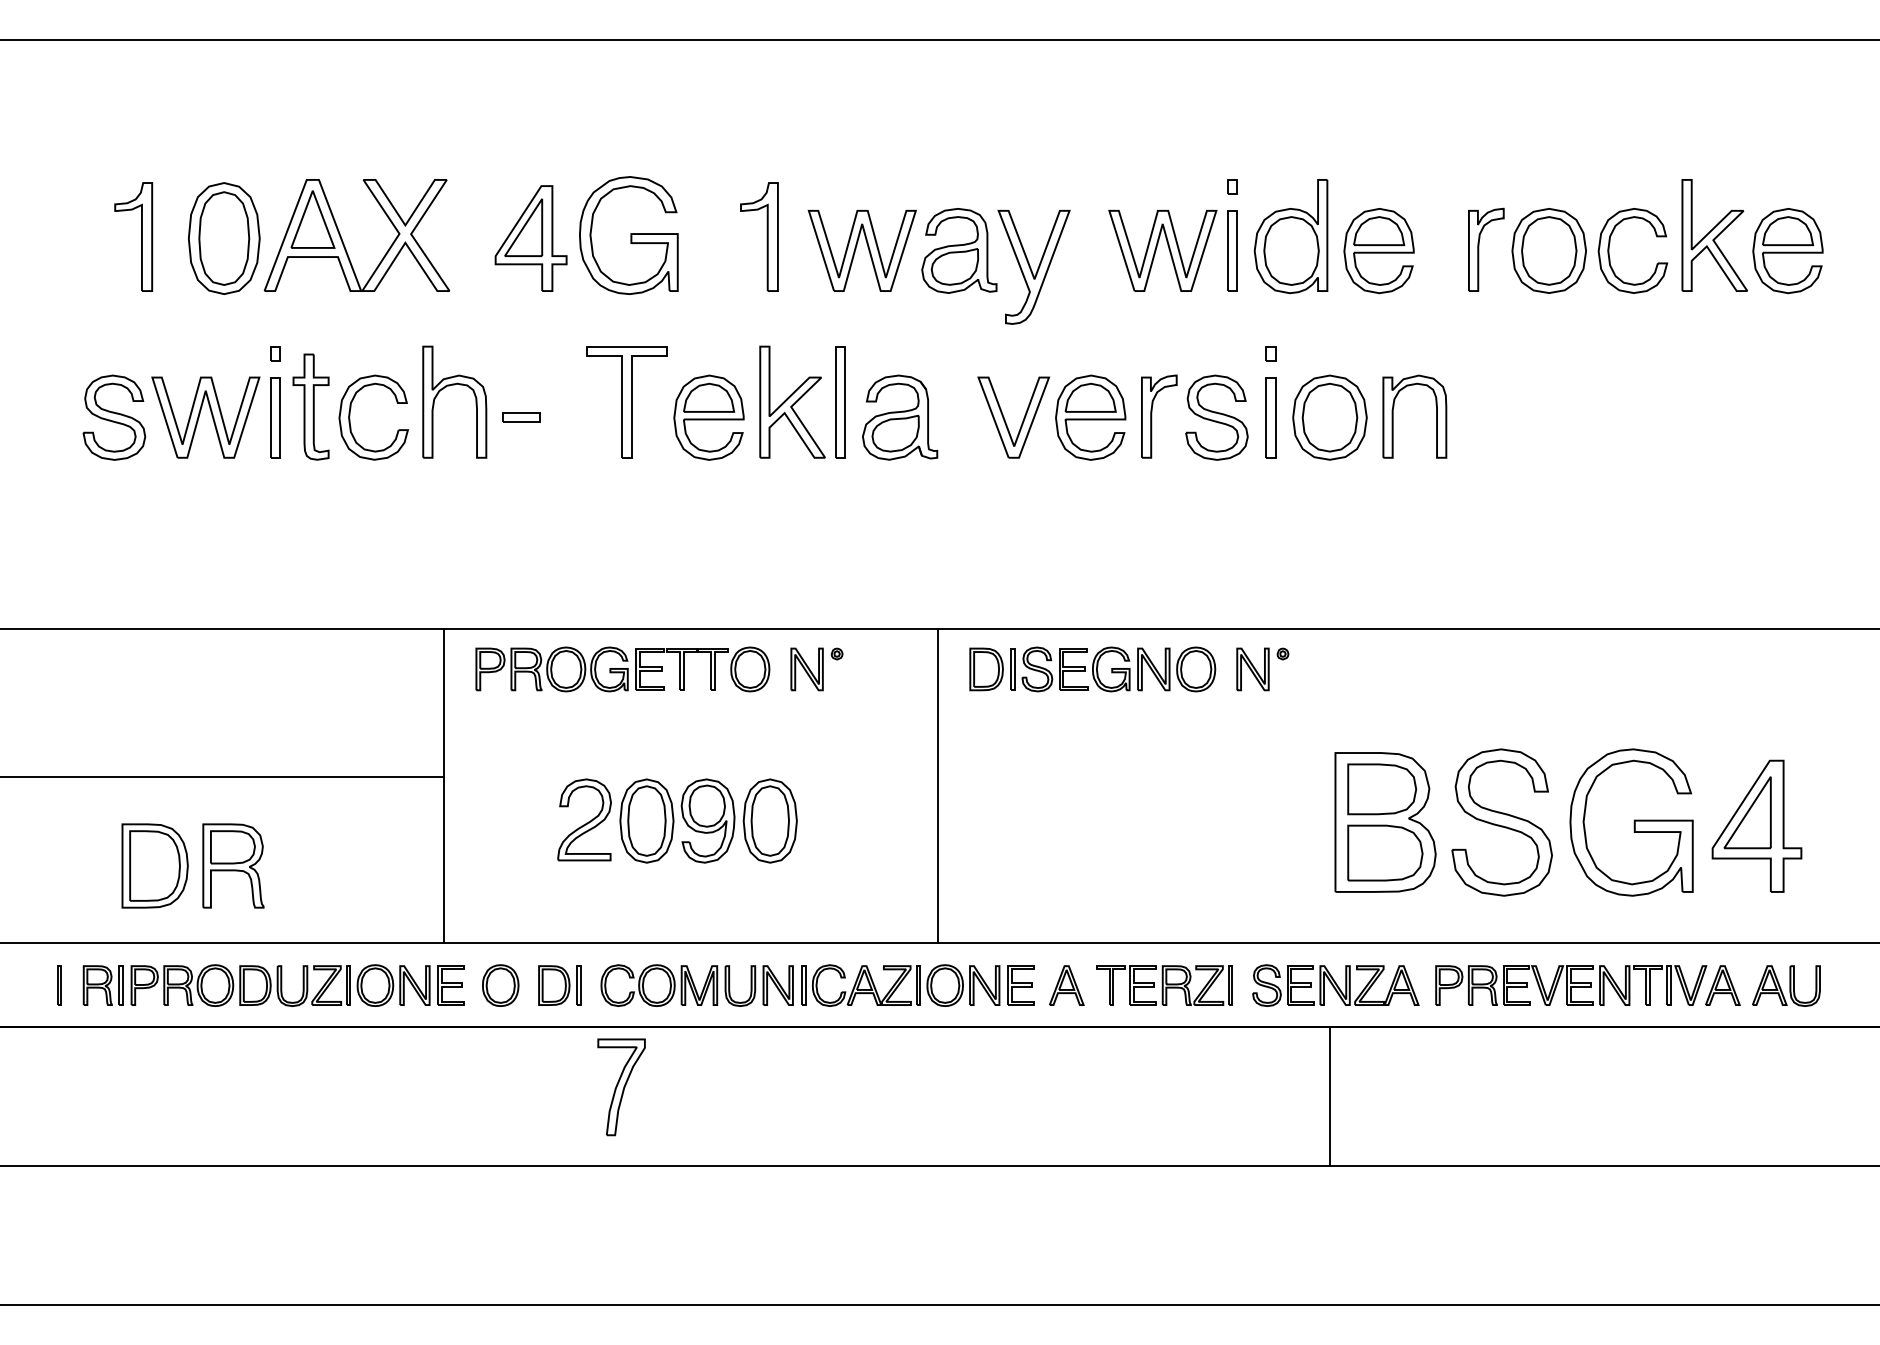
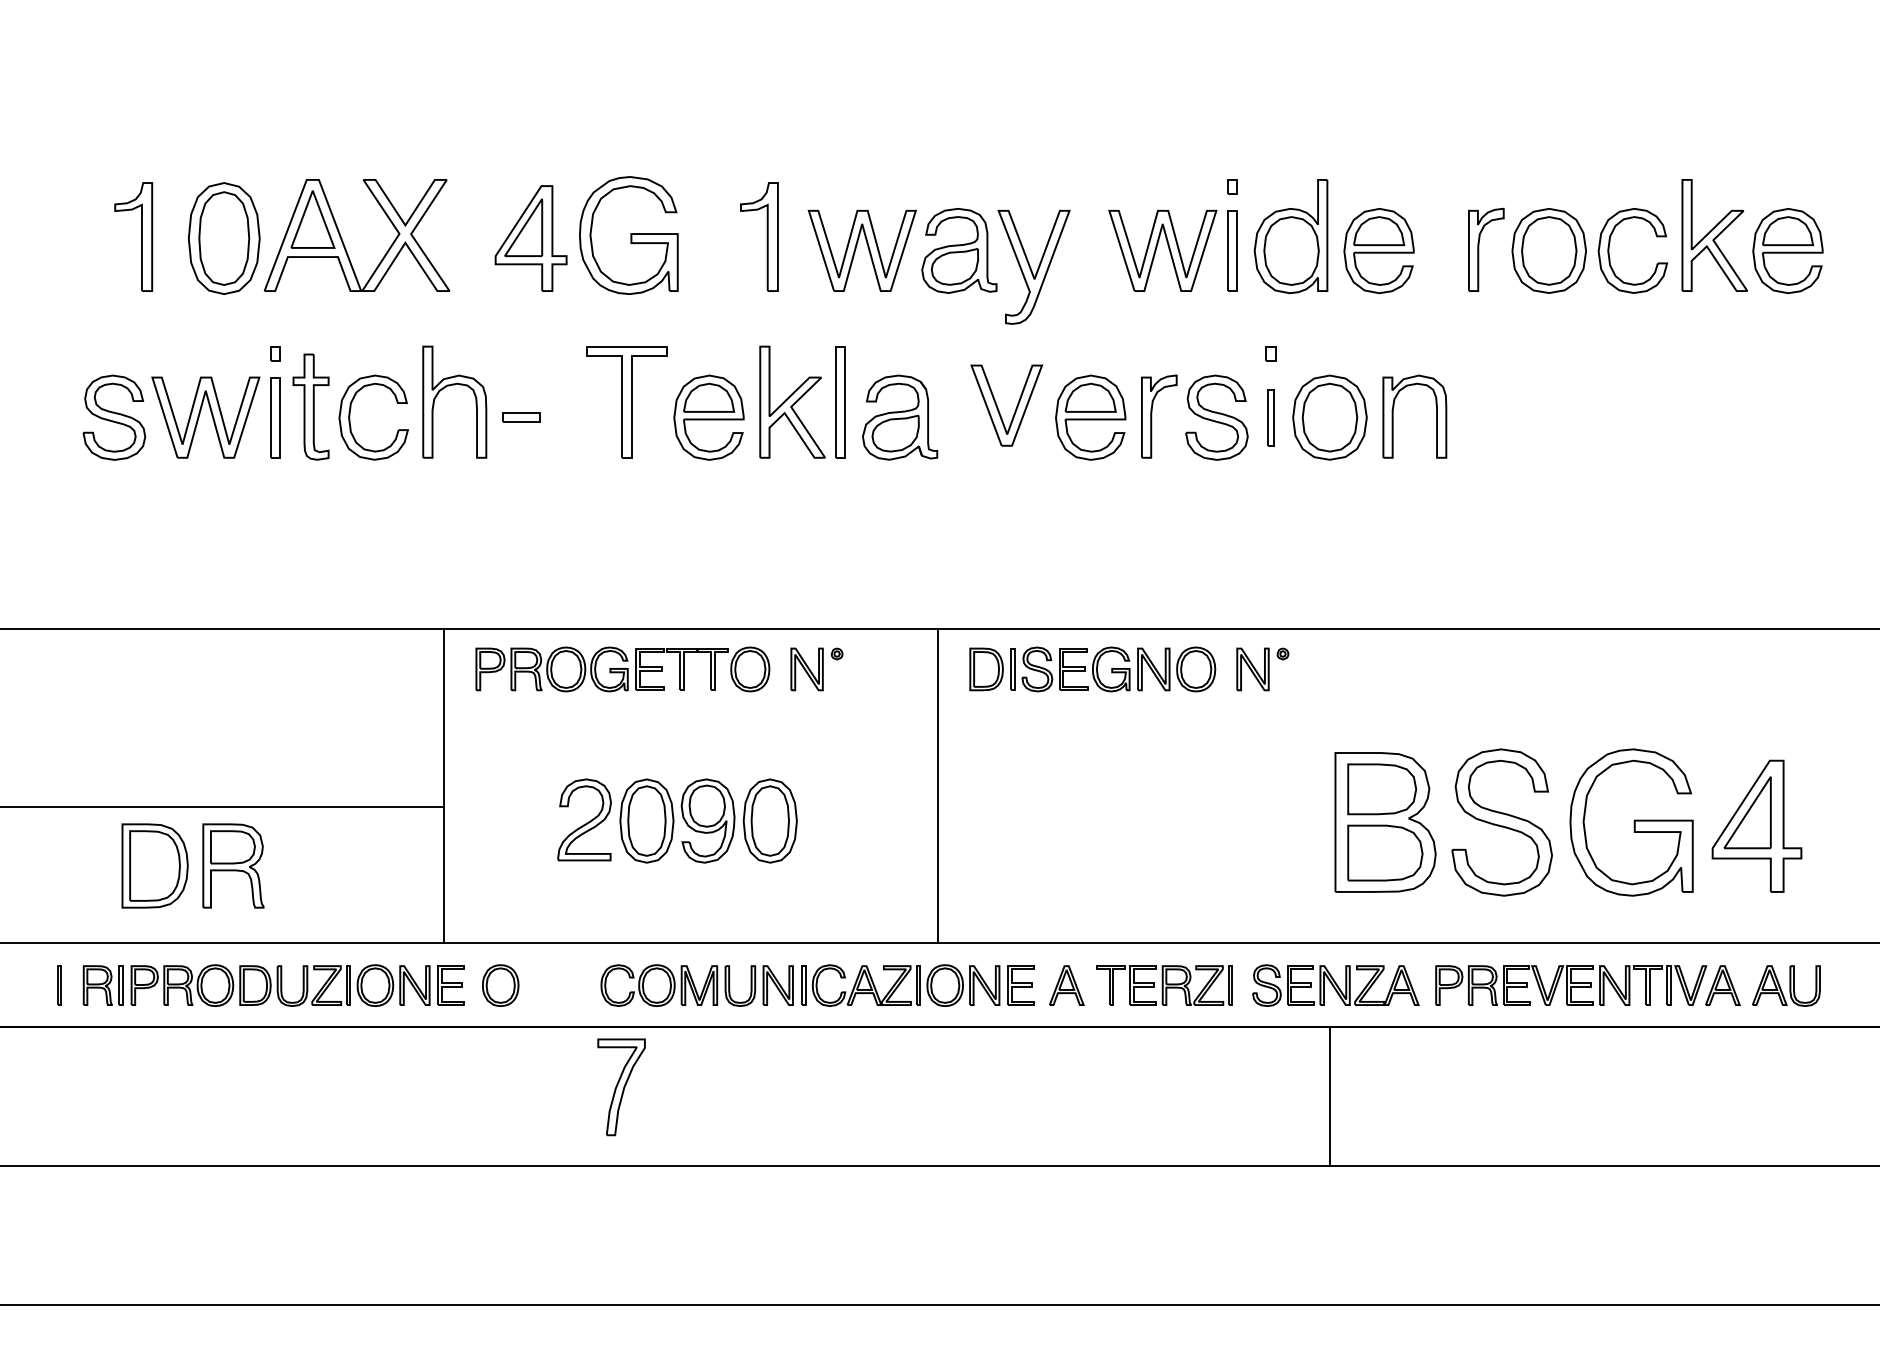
line: present -> none (939, 40)
part size: 12x82 px -> 8x58 px (1270, 417)
part position: (1005, 419) -> (998, 407) (998, 407)
line position: (223, 776) -> (223, 806) (223, 806)
part: present -> none (559, 985)
